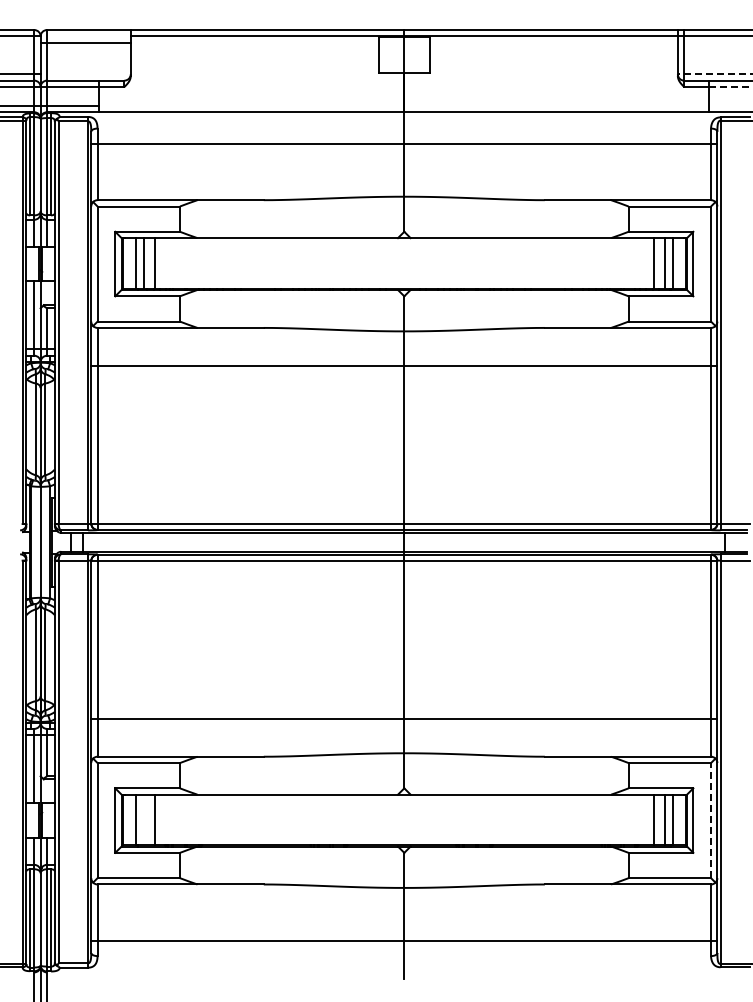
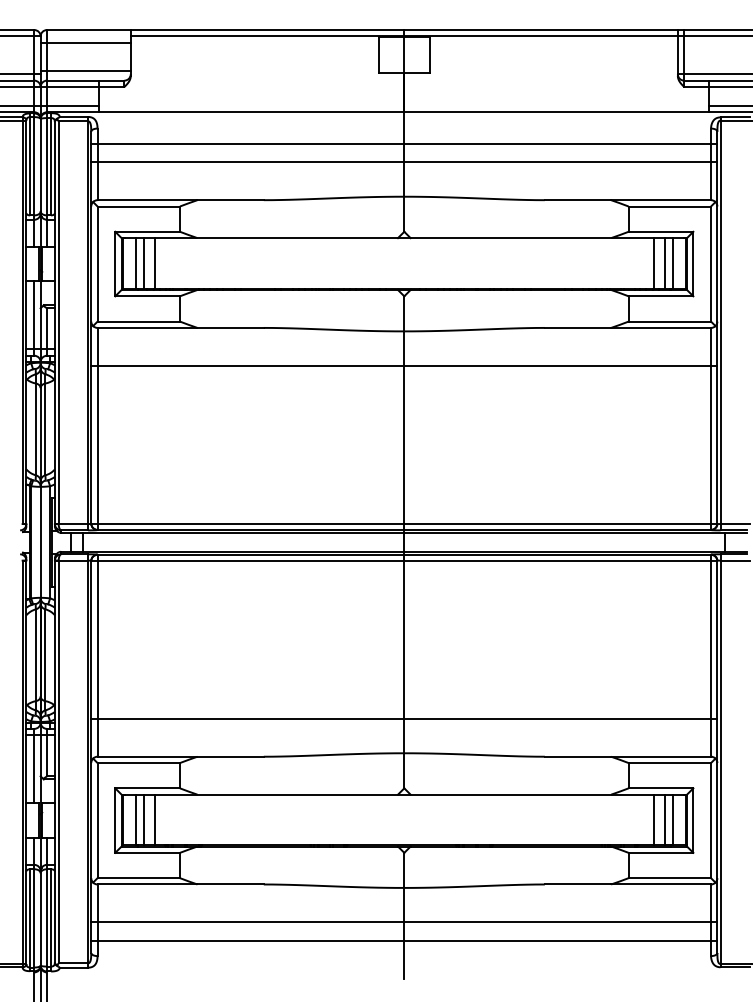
line: none -> present (85, 71)
line: dashed -> solid (714, 74)
line: dashed -> solid (731, 86)
line: none -> present (729, 105)
line: none -> present (404, 162)
line: none -> present (143, 819)
line: dashed -> solid (711, 820)
line: none -> present (404, 922)
